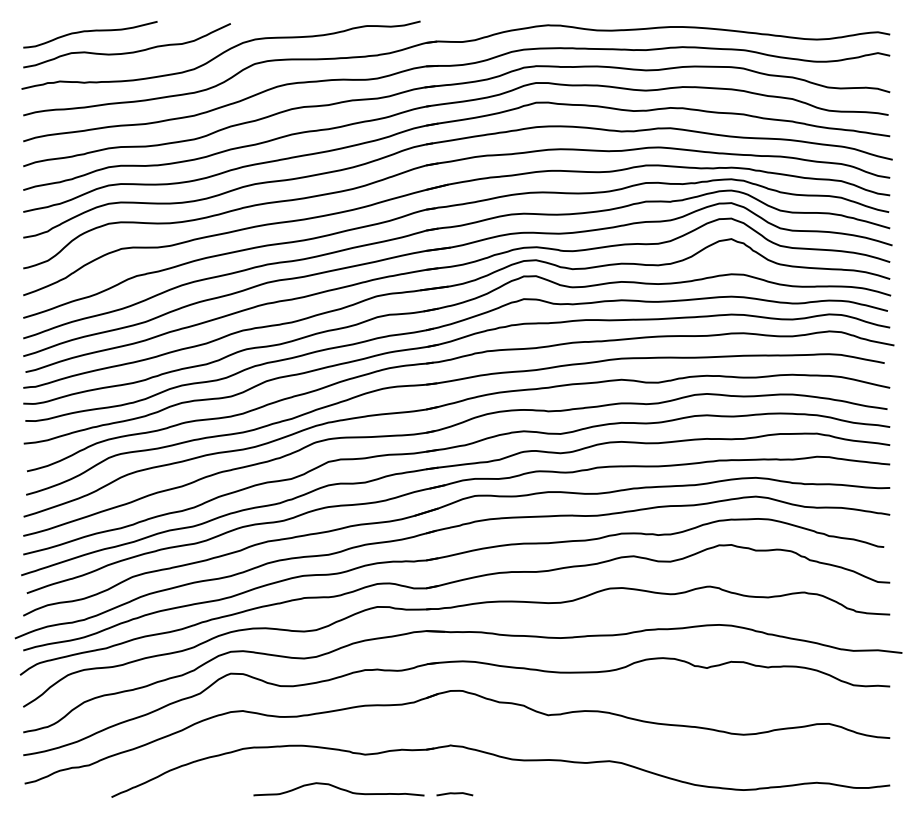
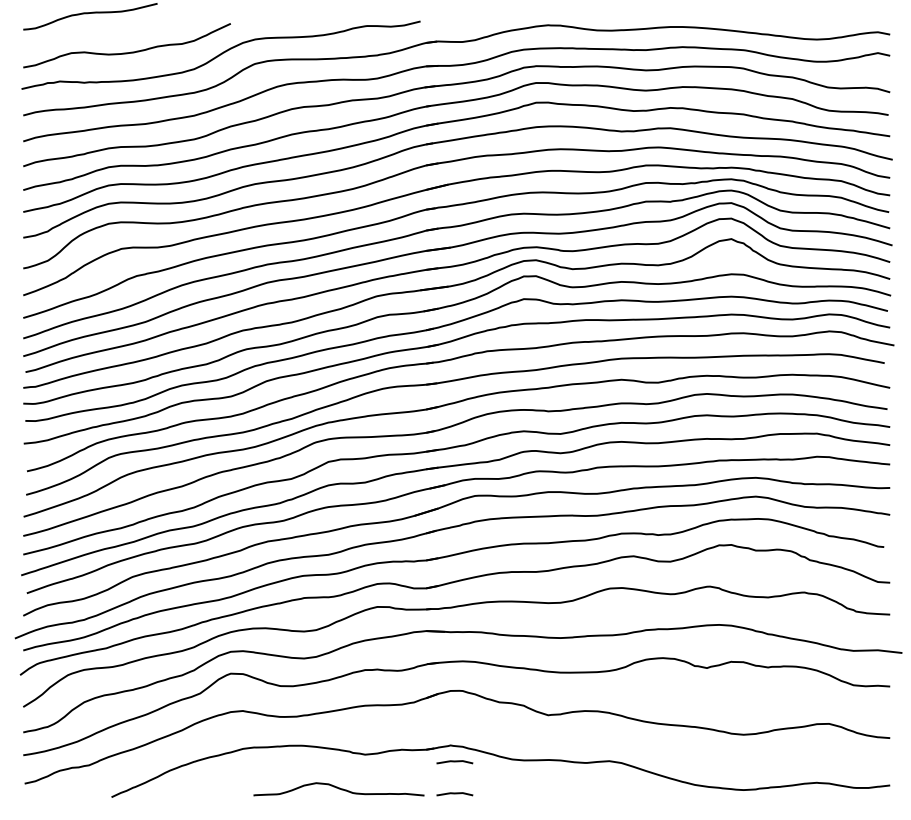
curve position: (90, 31) -> (90, 13) (90, 13)
curve: none -> present (454, 762)
